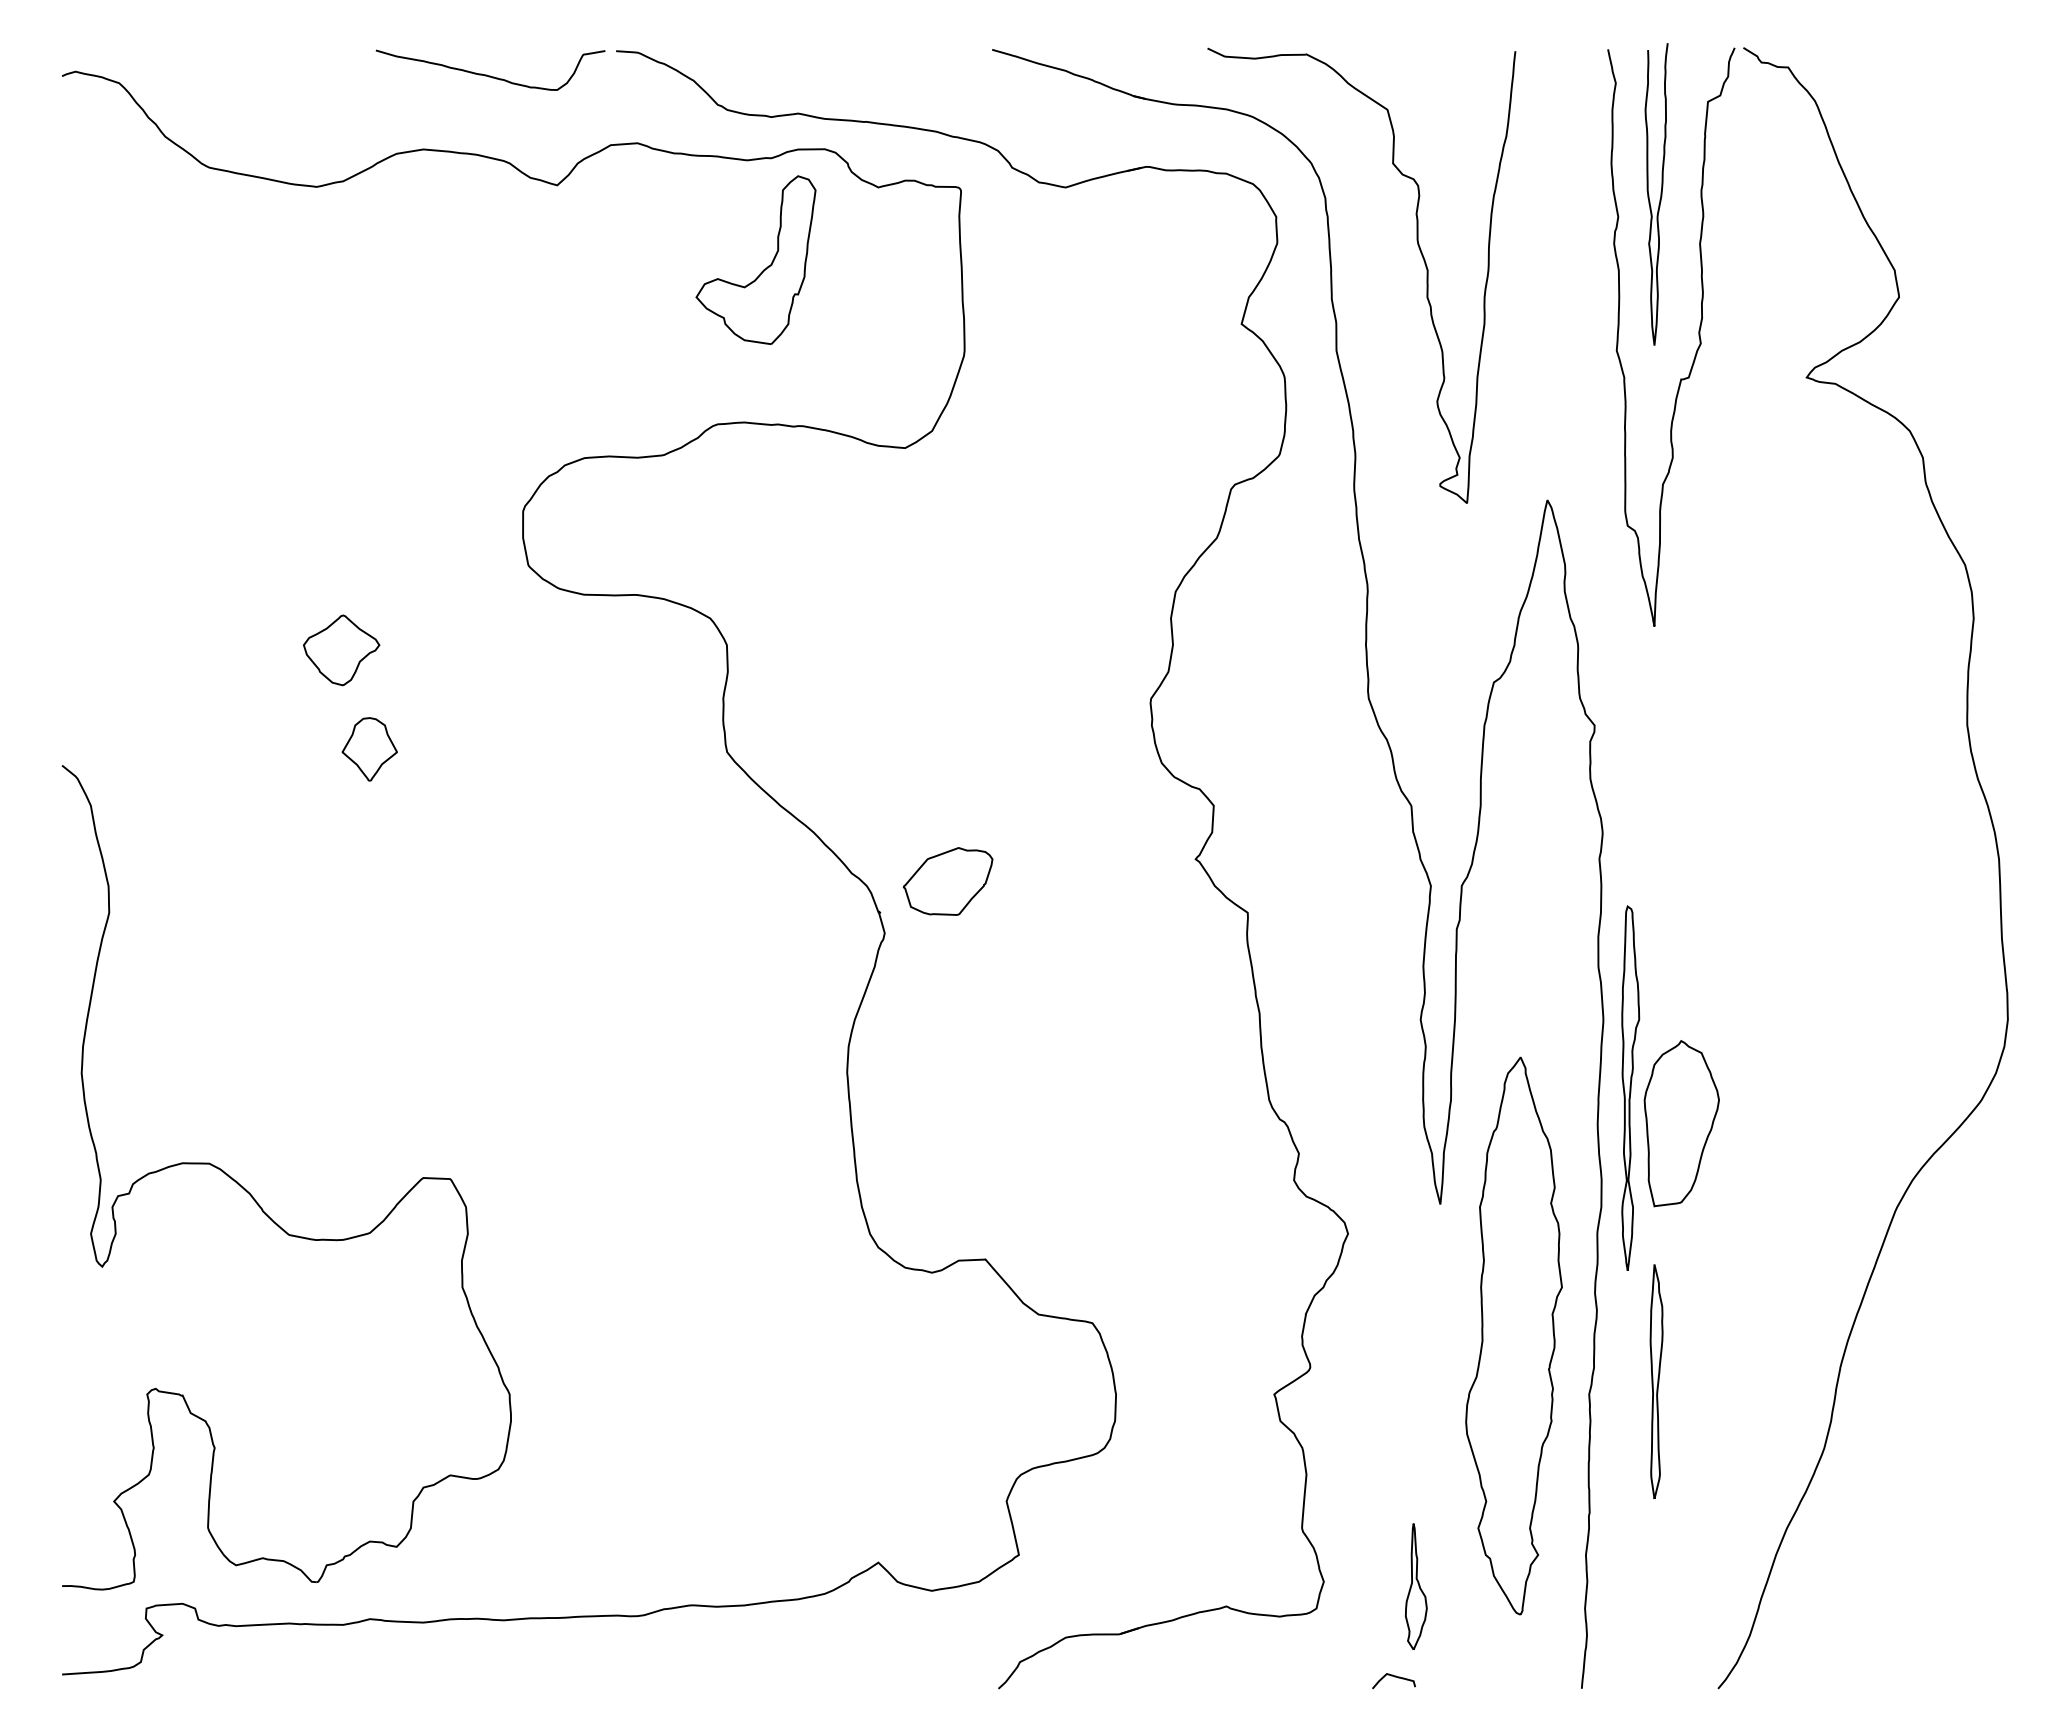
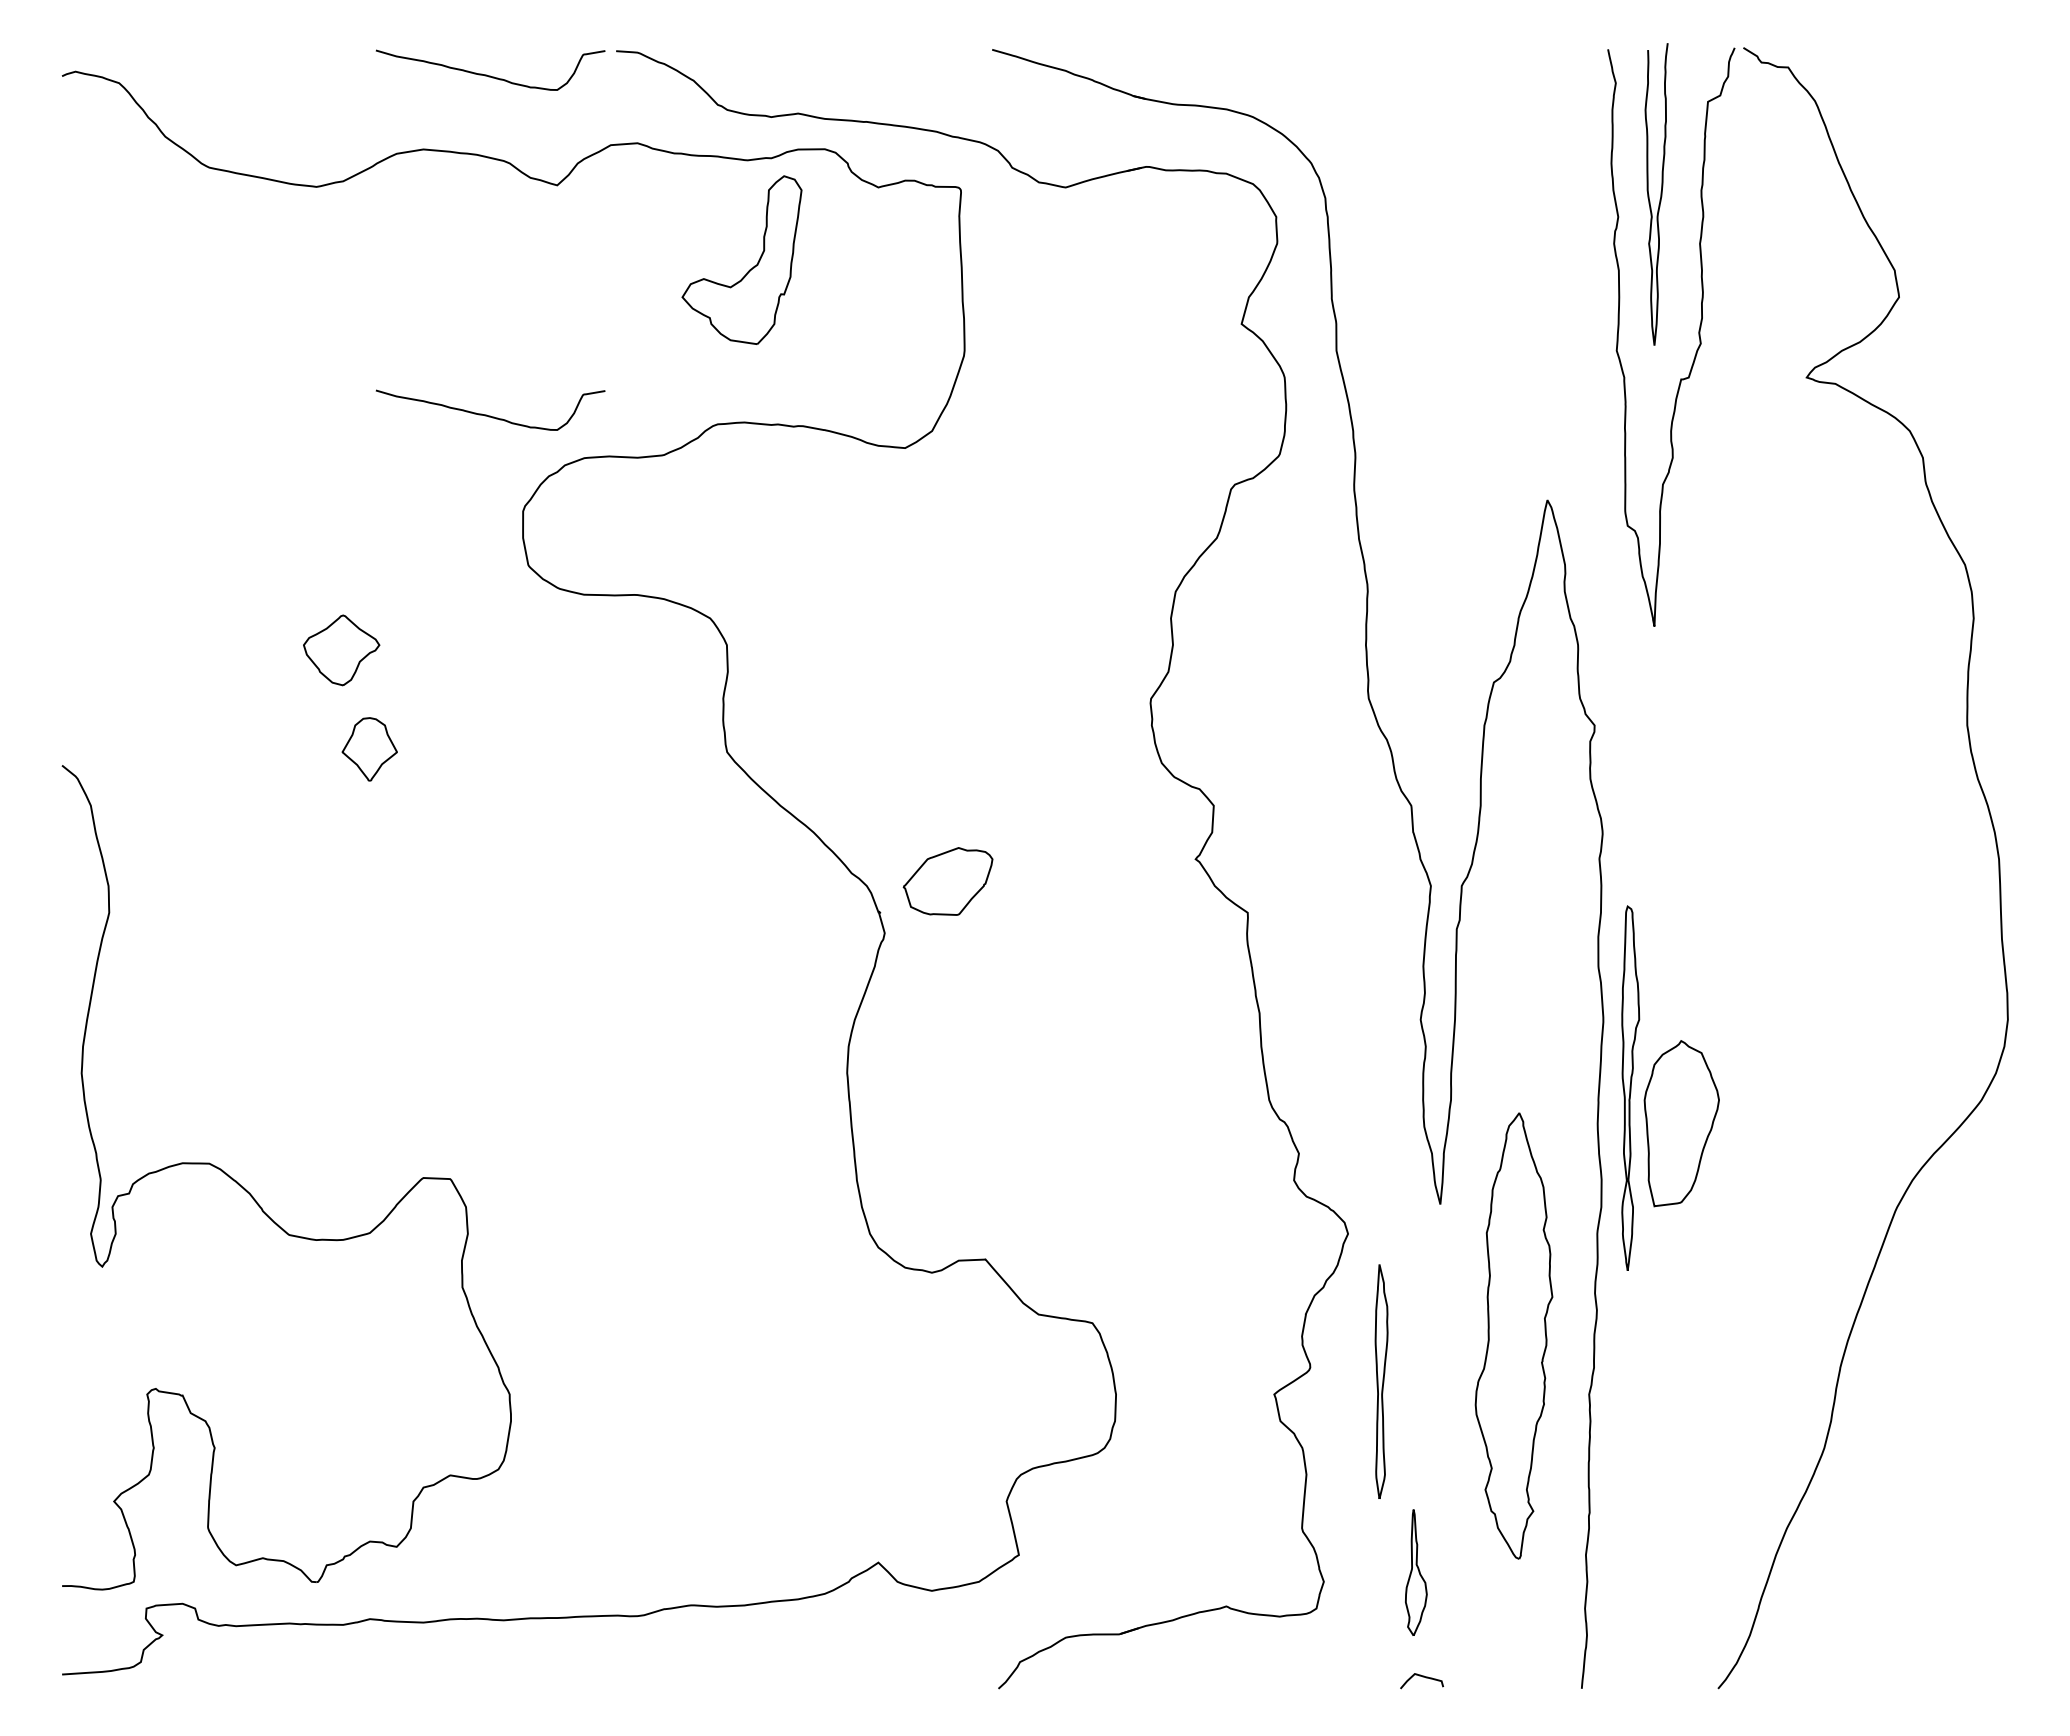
curve: present -> none (1420, 253)
part position: (764, 268) -> (750, 268) (750, 268)
curve: none -> present (490, 415)
part size: 98x560 px -> 80x448 px (1513, 1335)
part position: (1656, 1381) -> (1381, 1381) (1381, 1381)
part position: (1416, 1586) -> (1416, 1572) (1416, 1572)
curve position: (1394, 1677) -> (1422, 1677) (1422, 1677)
